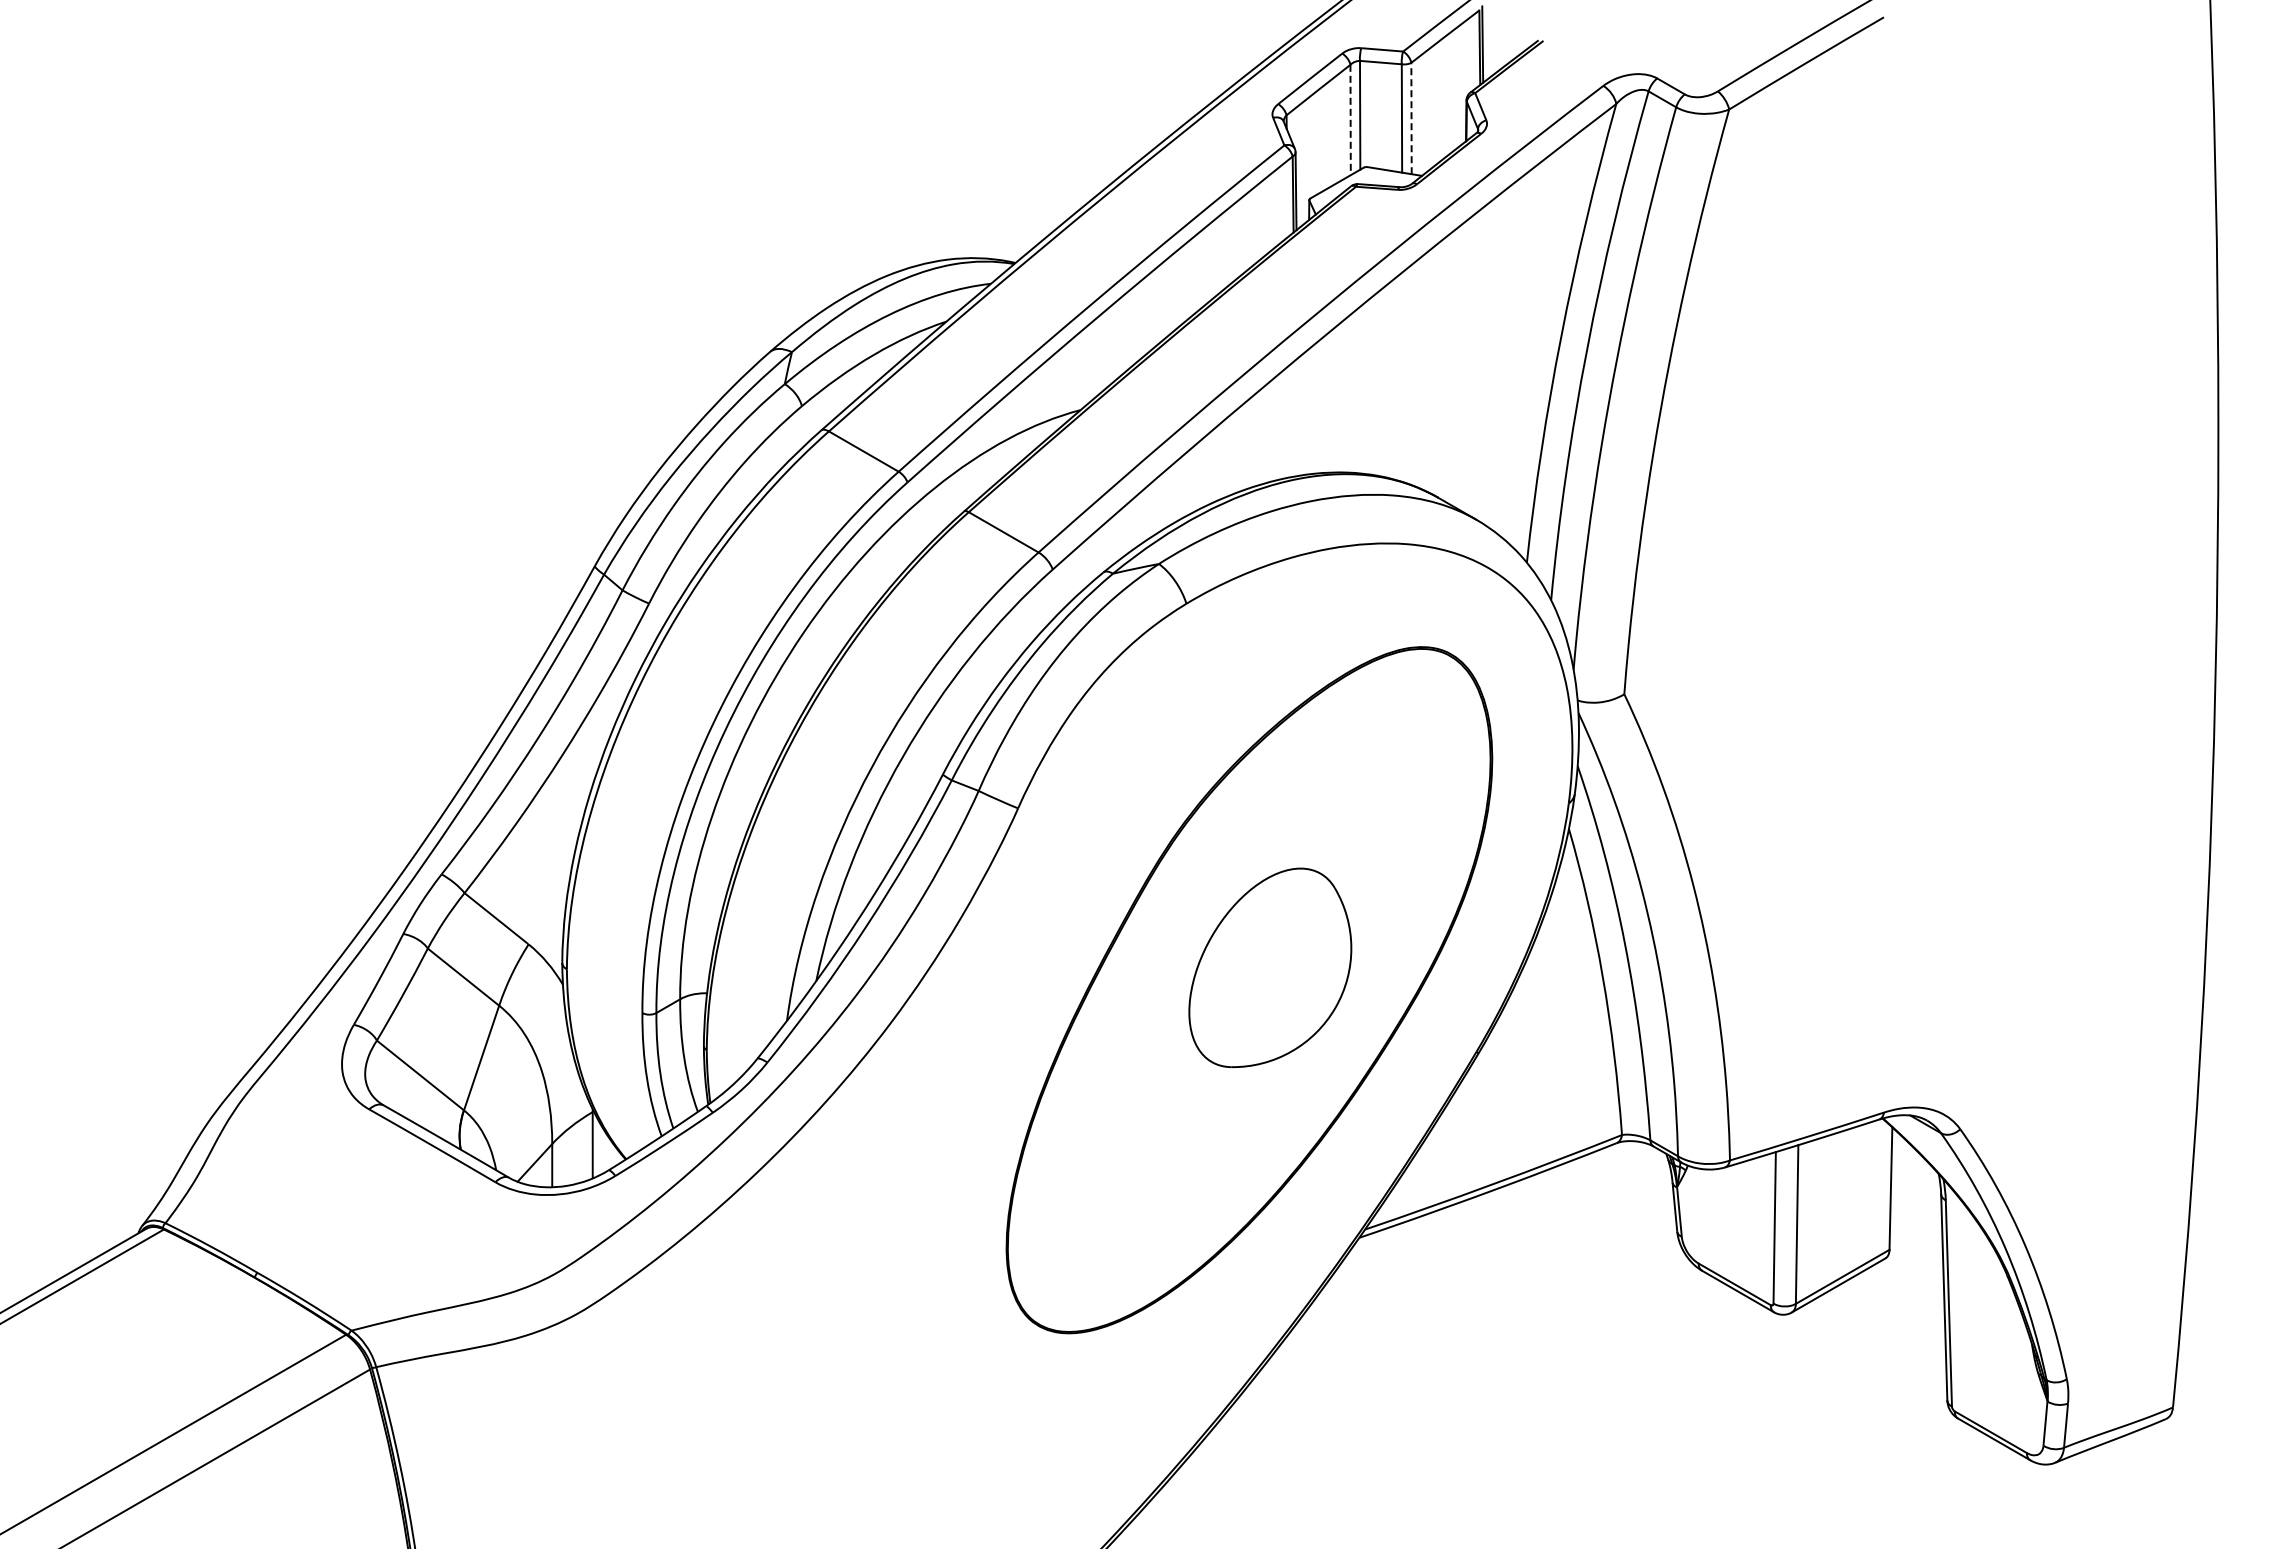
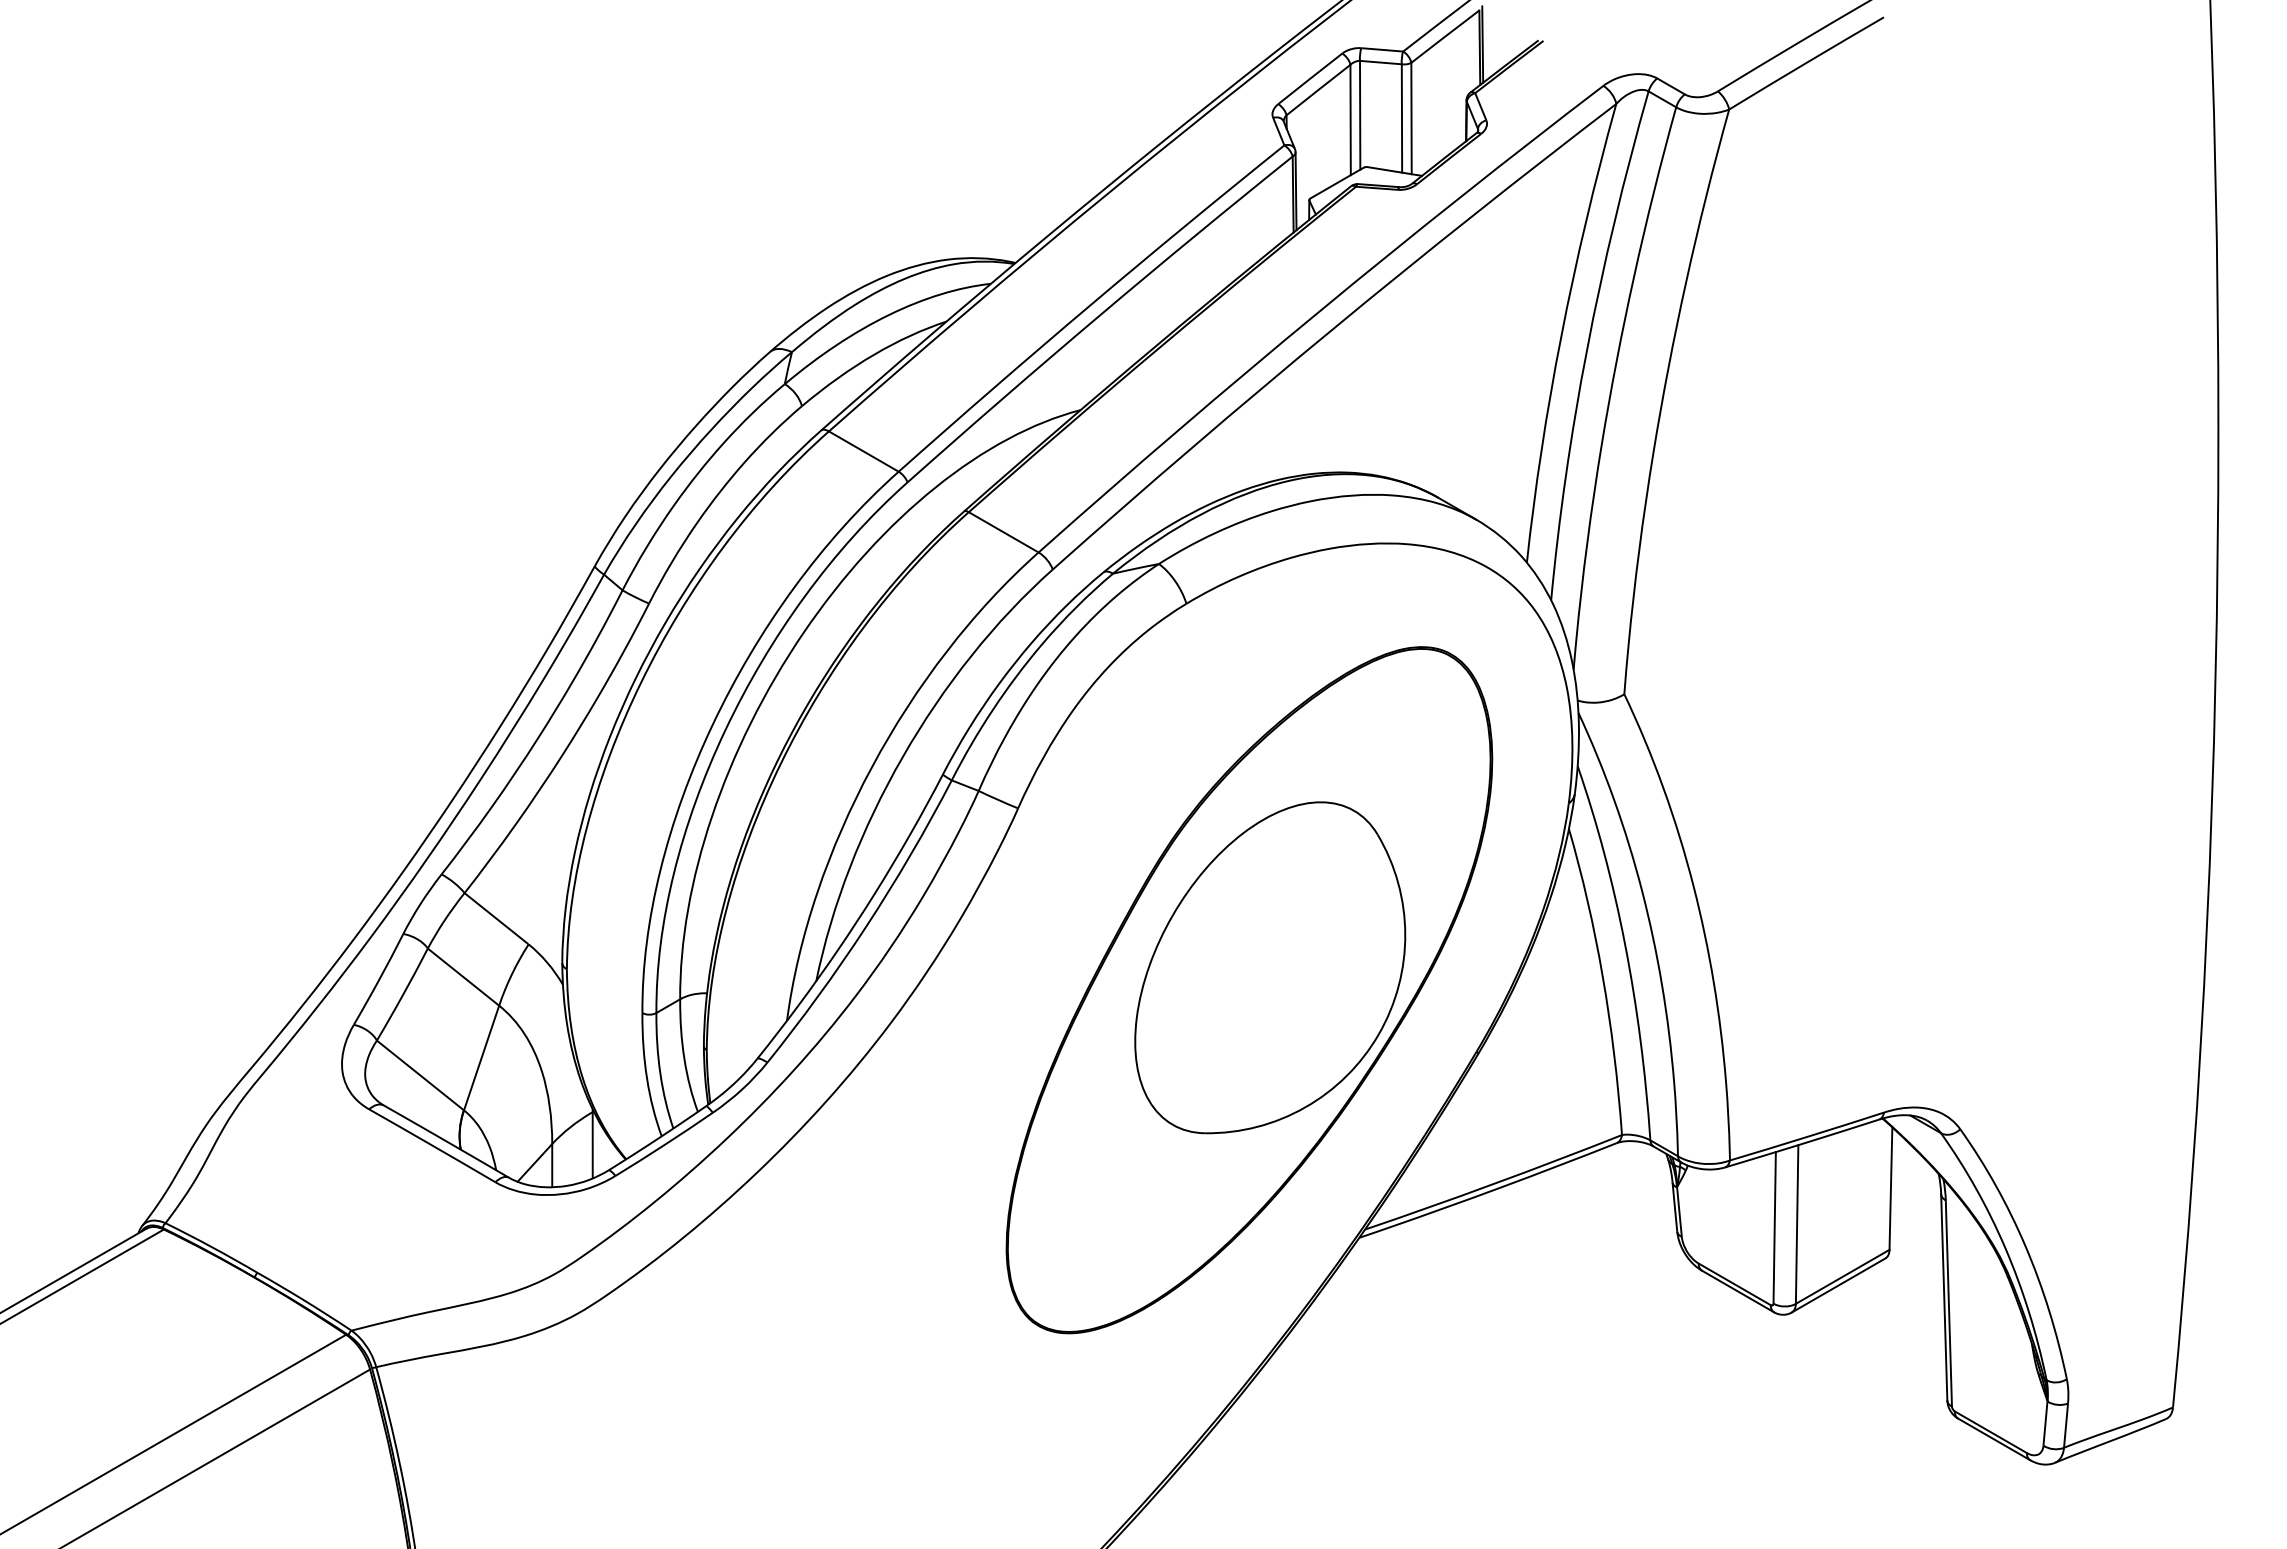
line: dashed -> solid (1411, 118)
line: dashed -> solid (1350, 120)
part size: 165x201 px -> 273x334 px (1270, 967)
